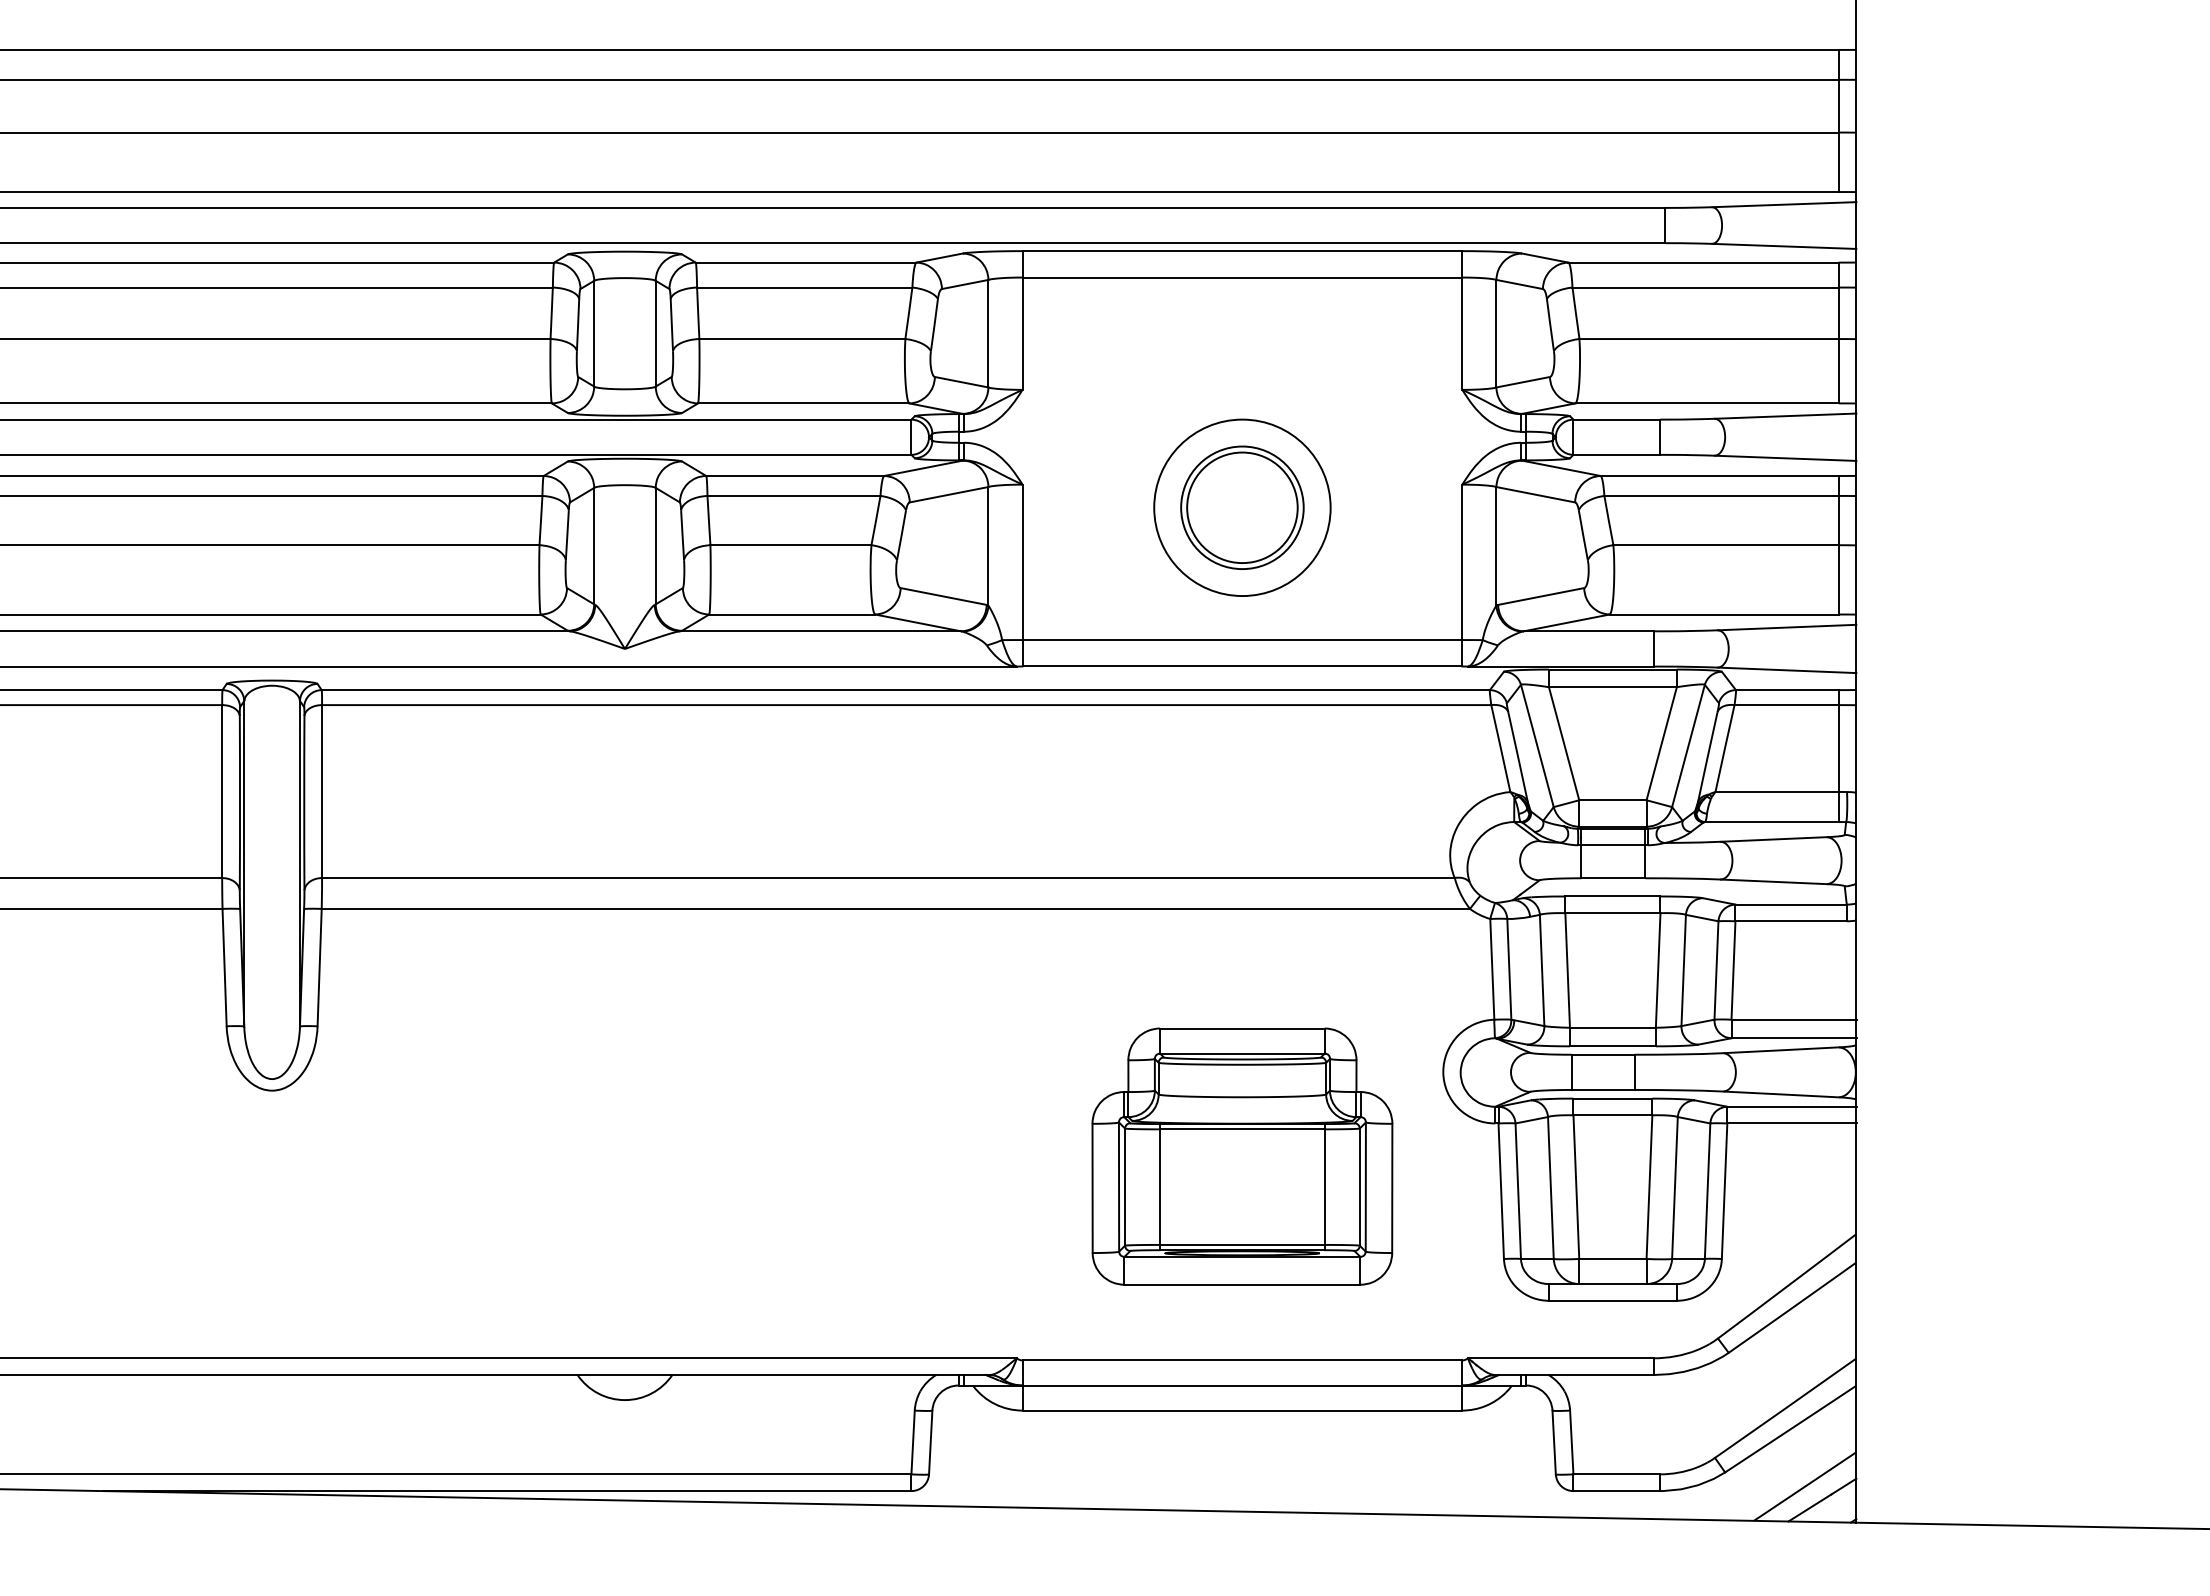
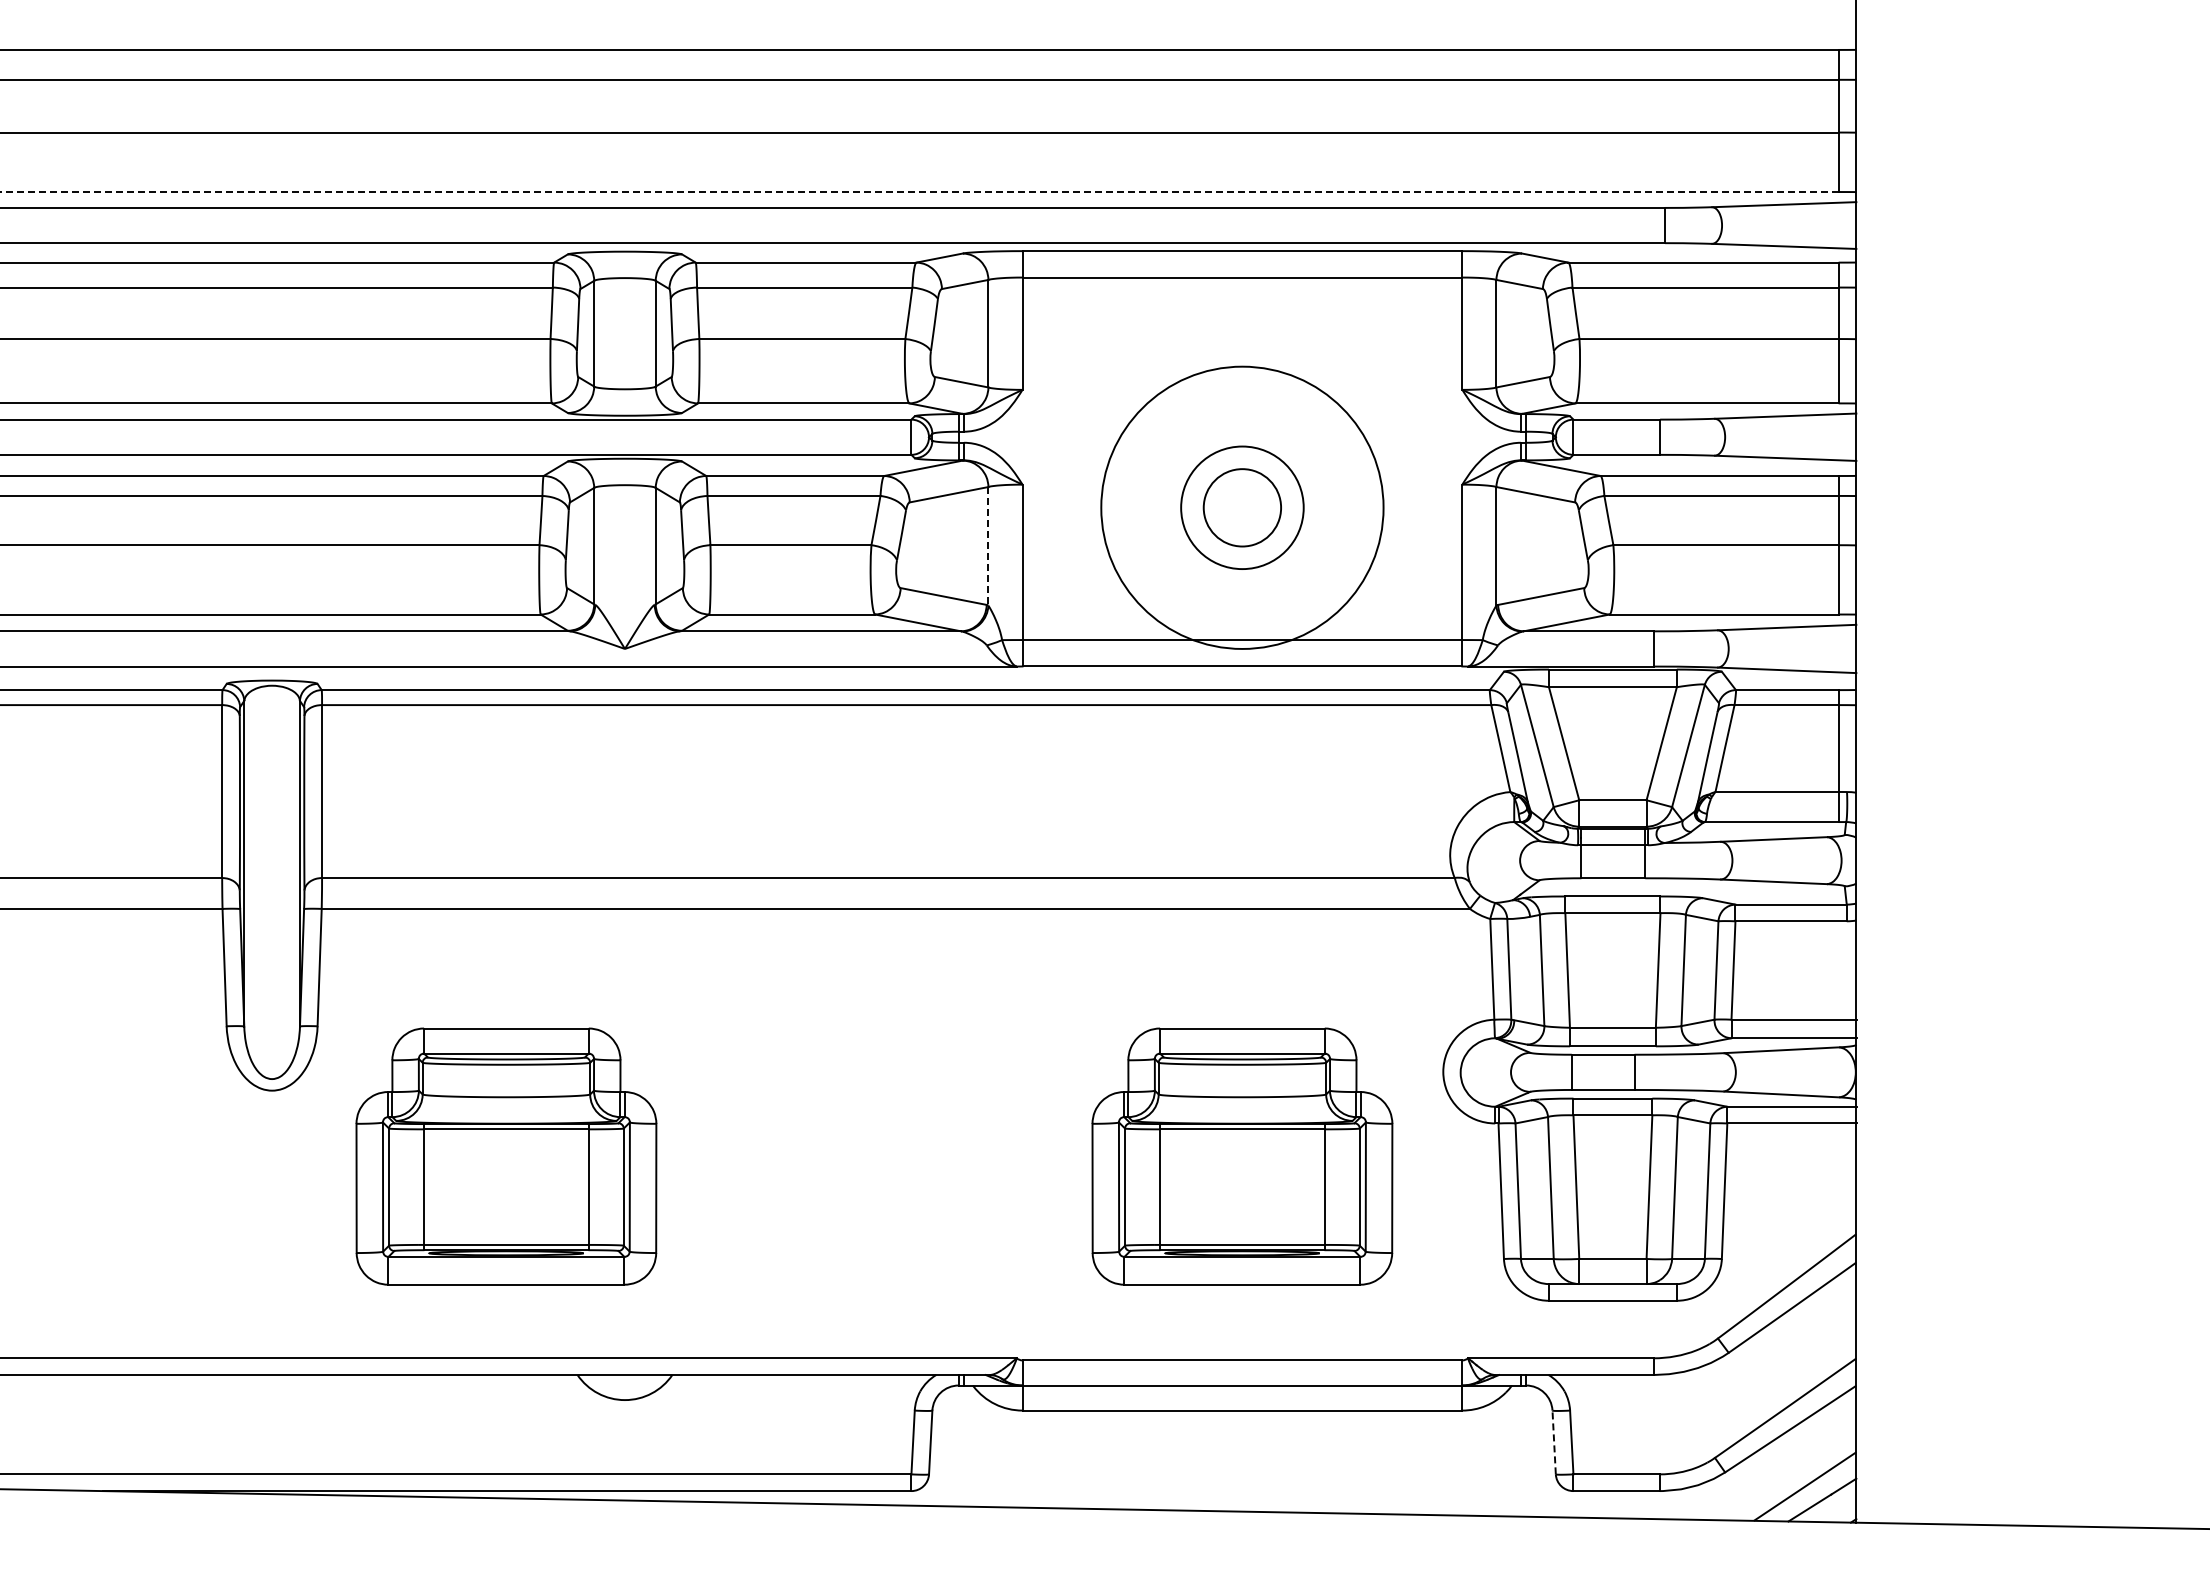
line: solid -> dashed (918, 192)
circle diameter: 111 px -> 77 px (1242, 507)
circle diameter: 176 px -> 282 px (1242, 507)
line: solid -> dashed (988, 546)
part: none -> present (506, 1156)
line: solid -> dashed (1554, 1442)
